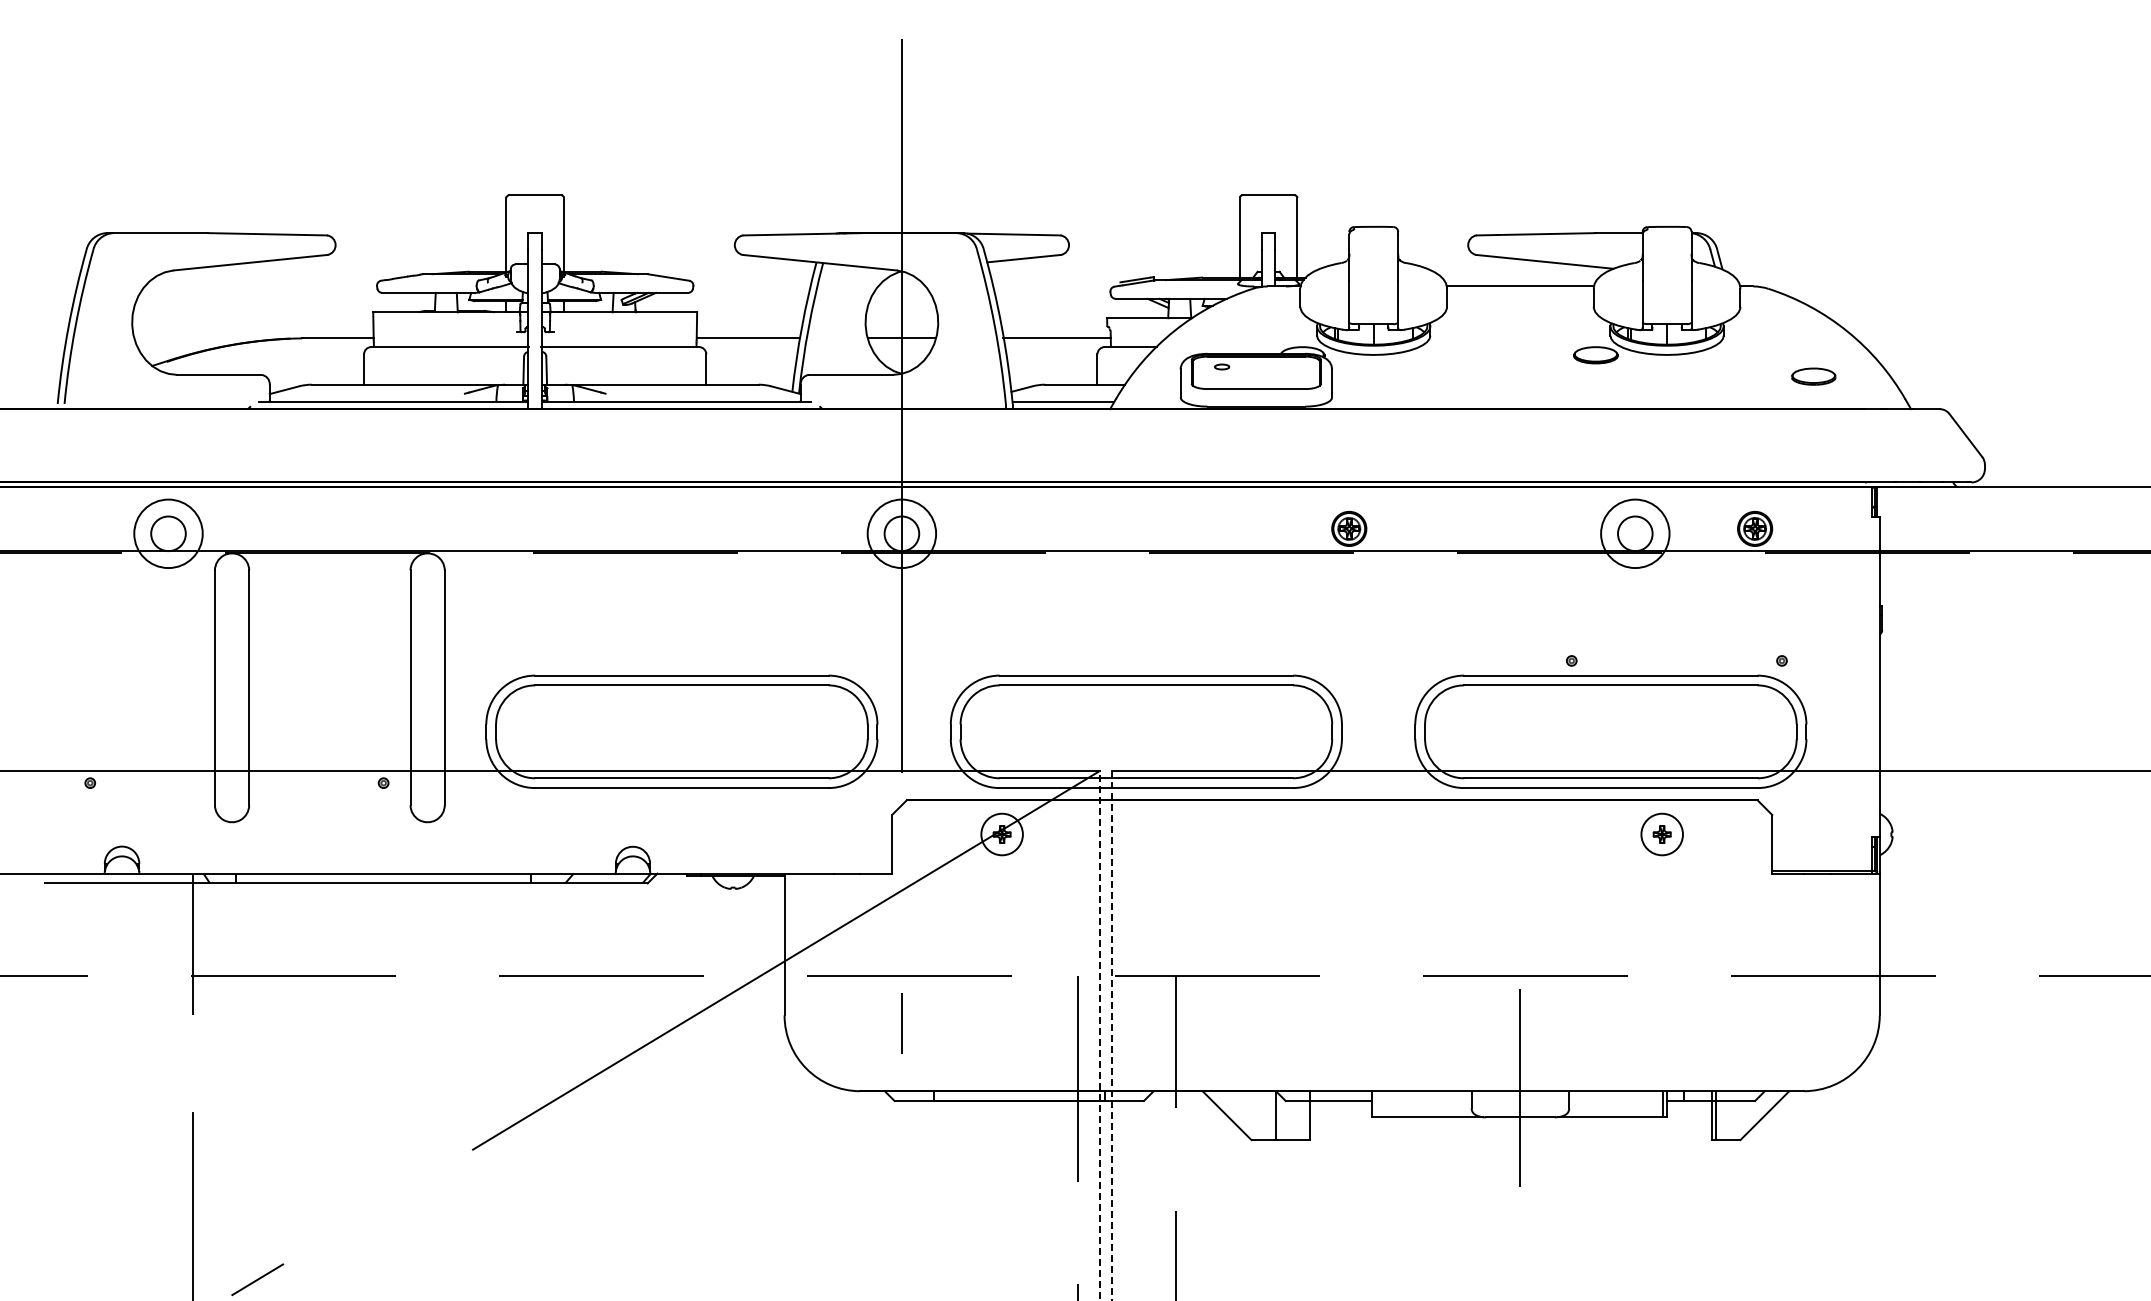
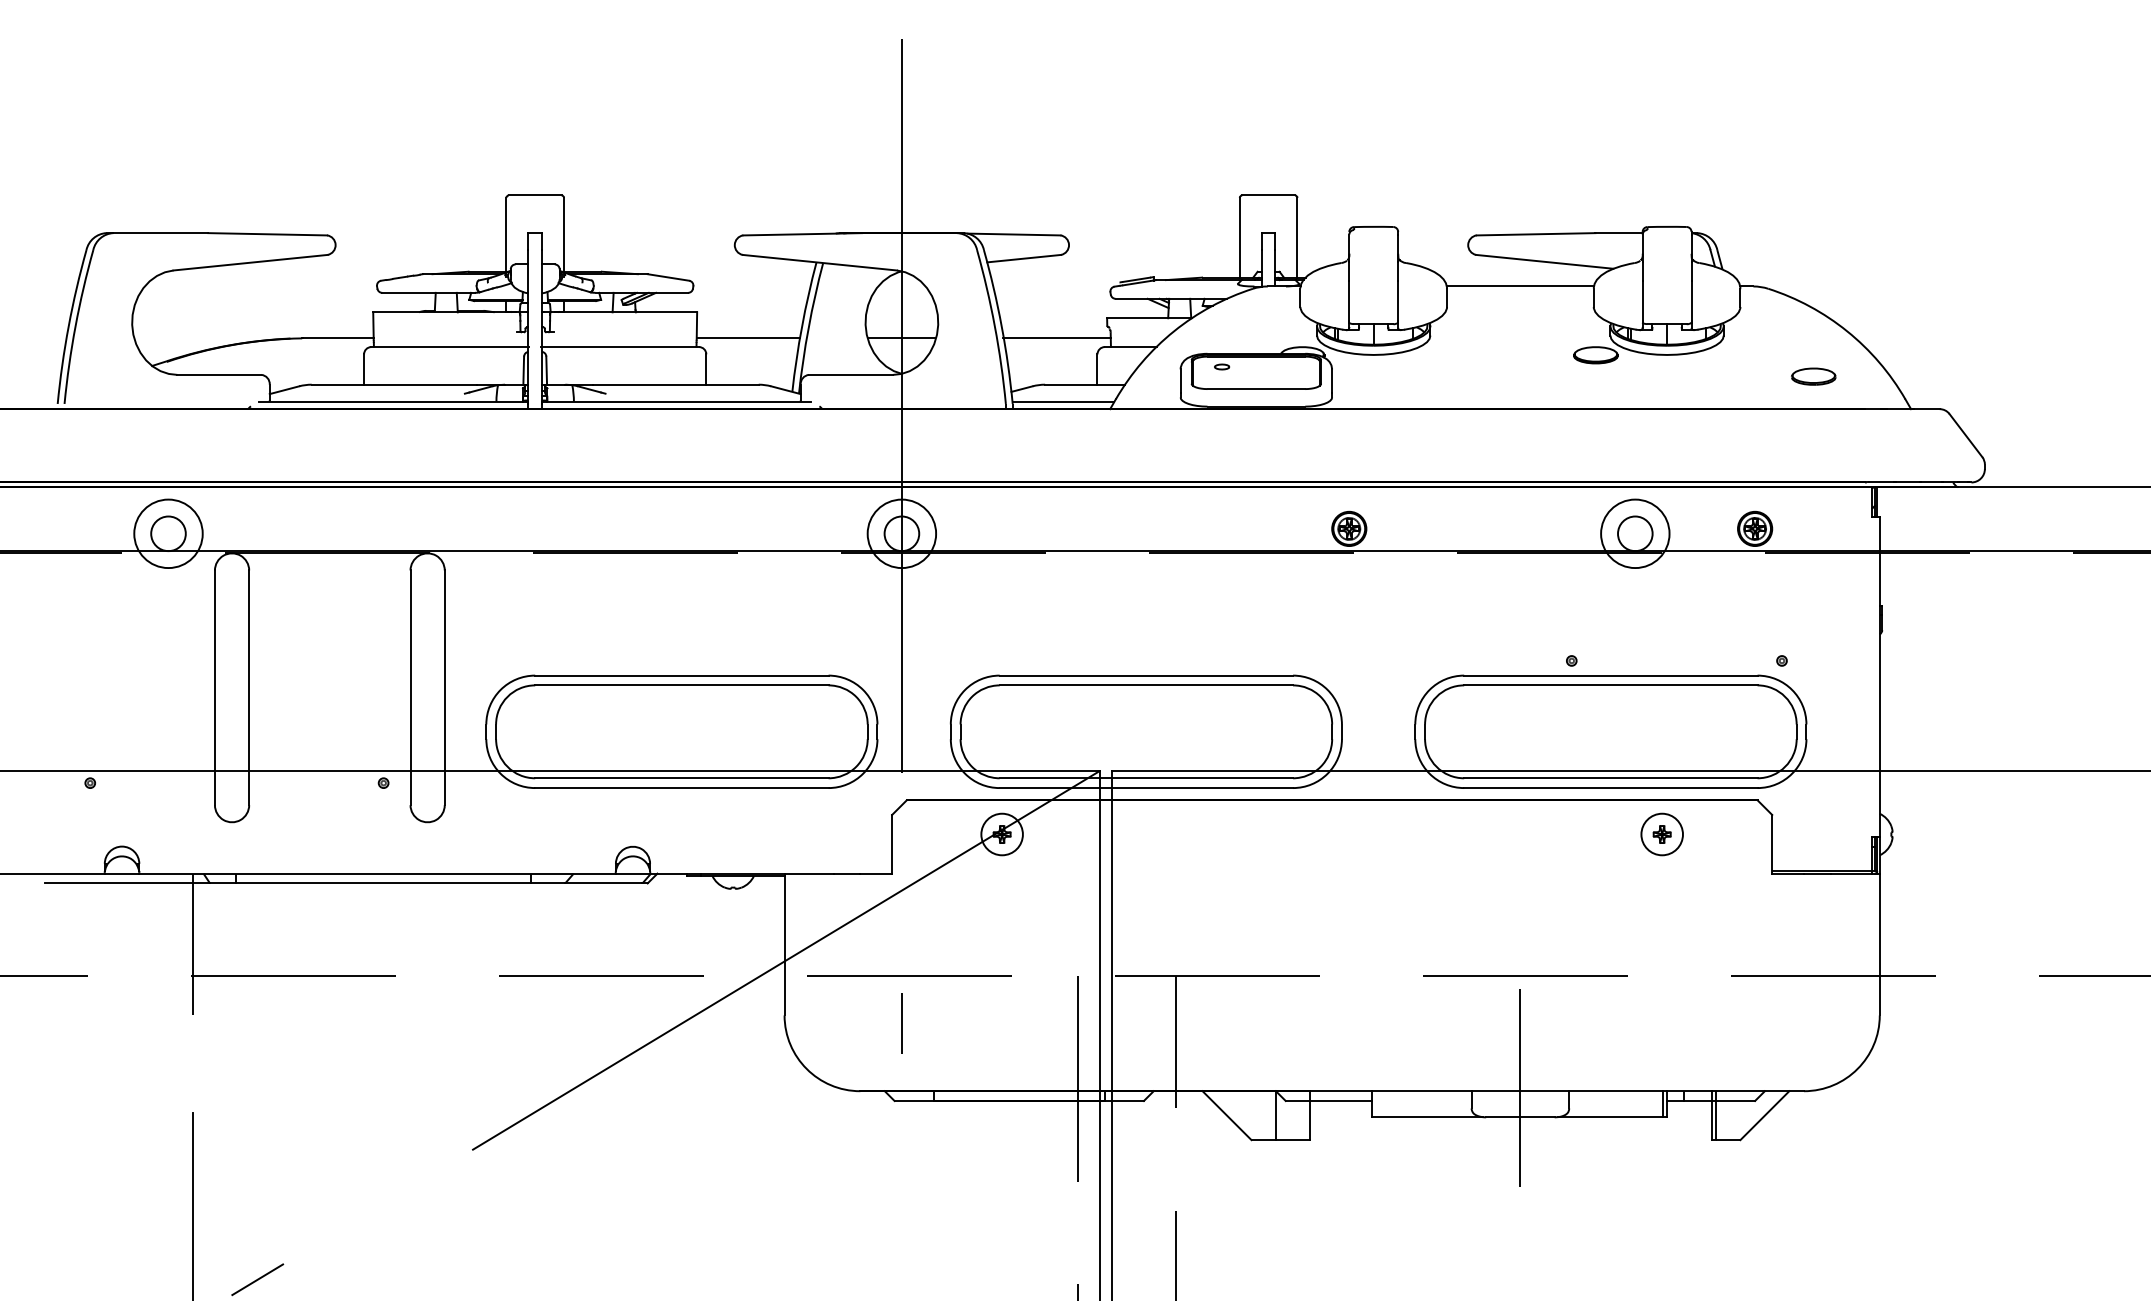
line: dashed -> solid (1099, 1035)
line: dashed -> solid (1112, 1035)
